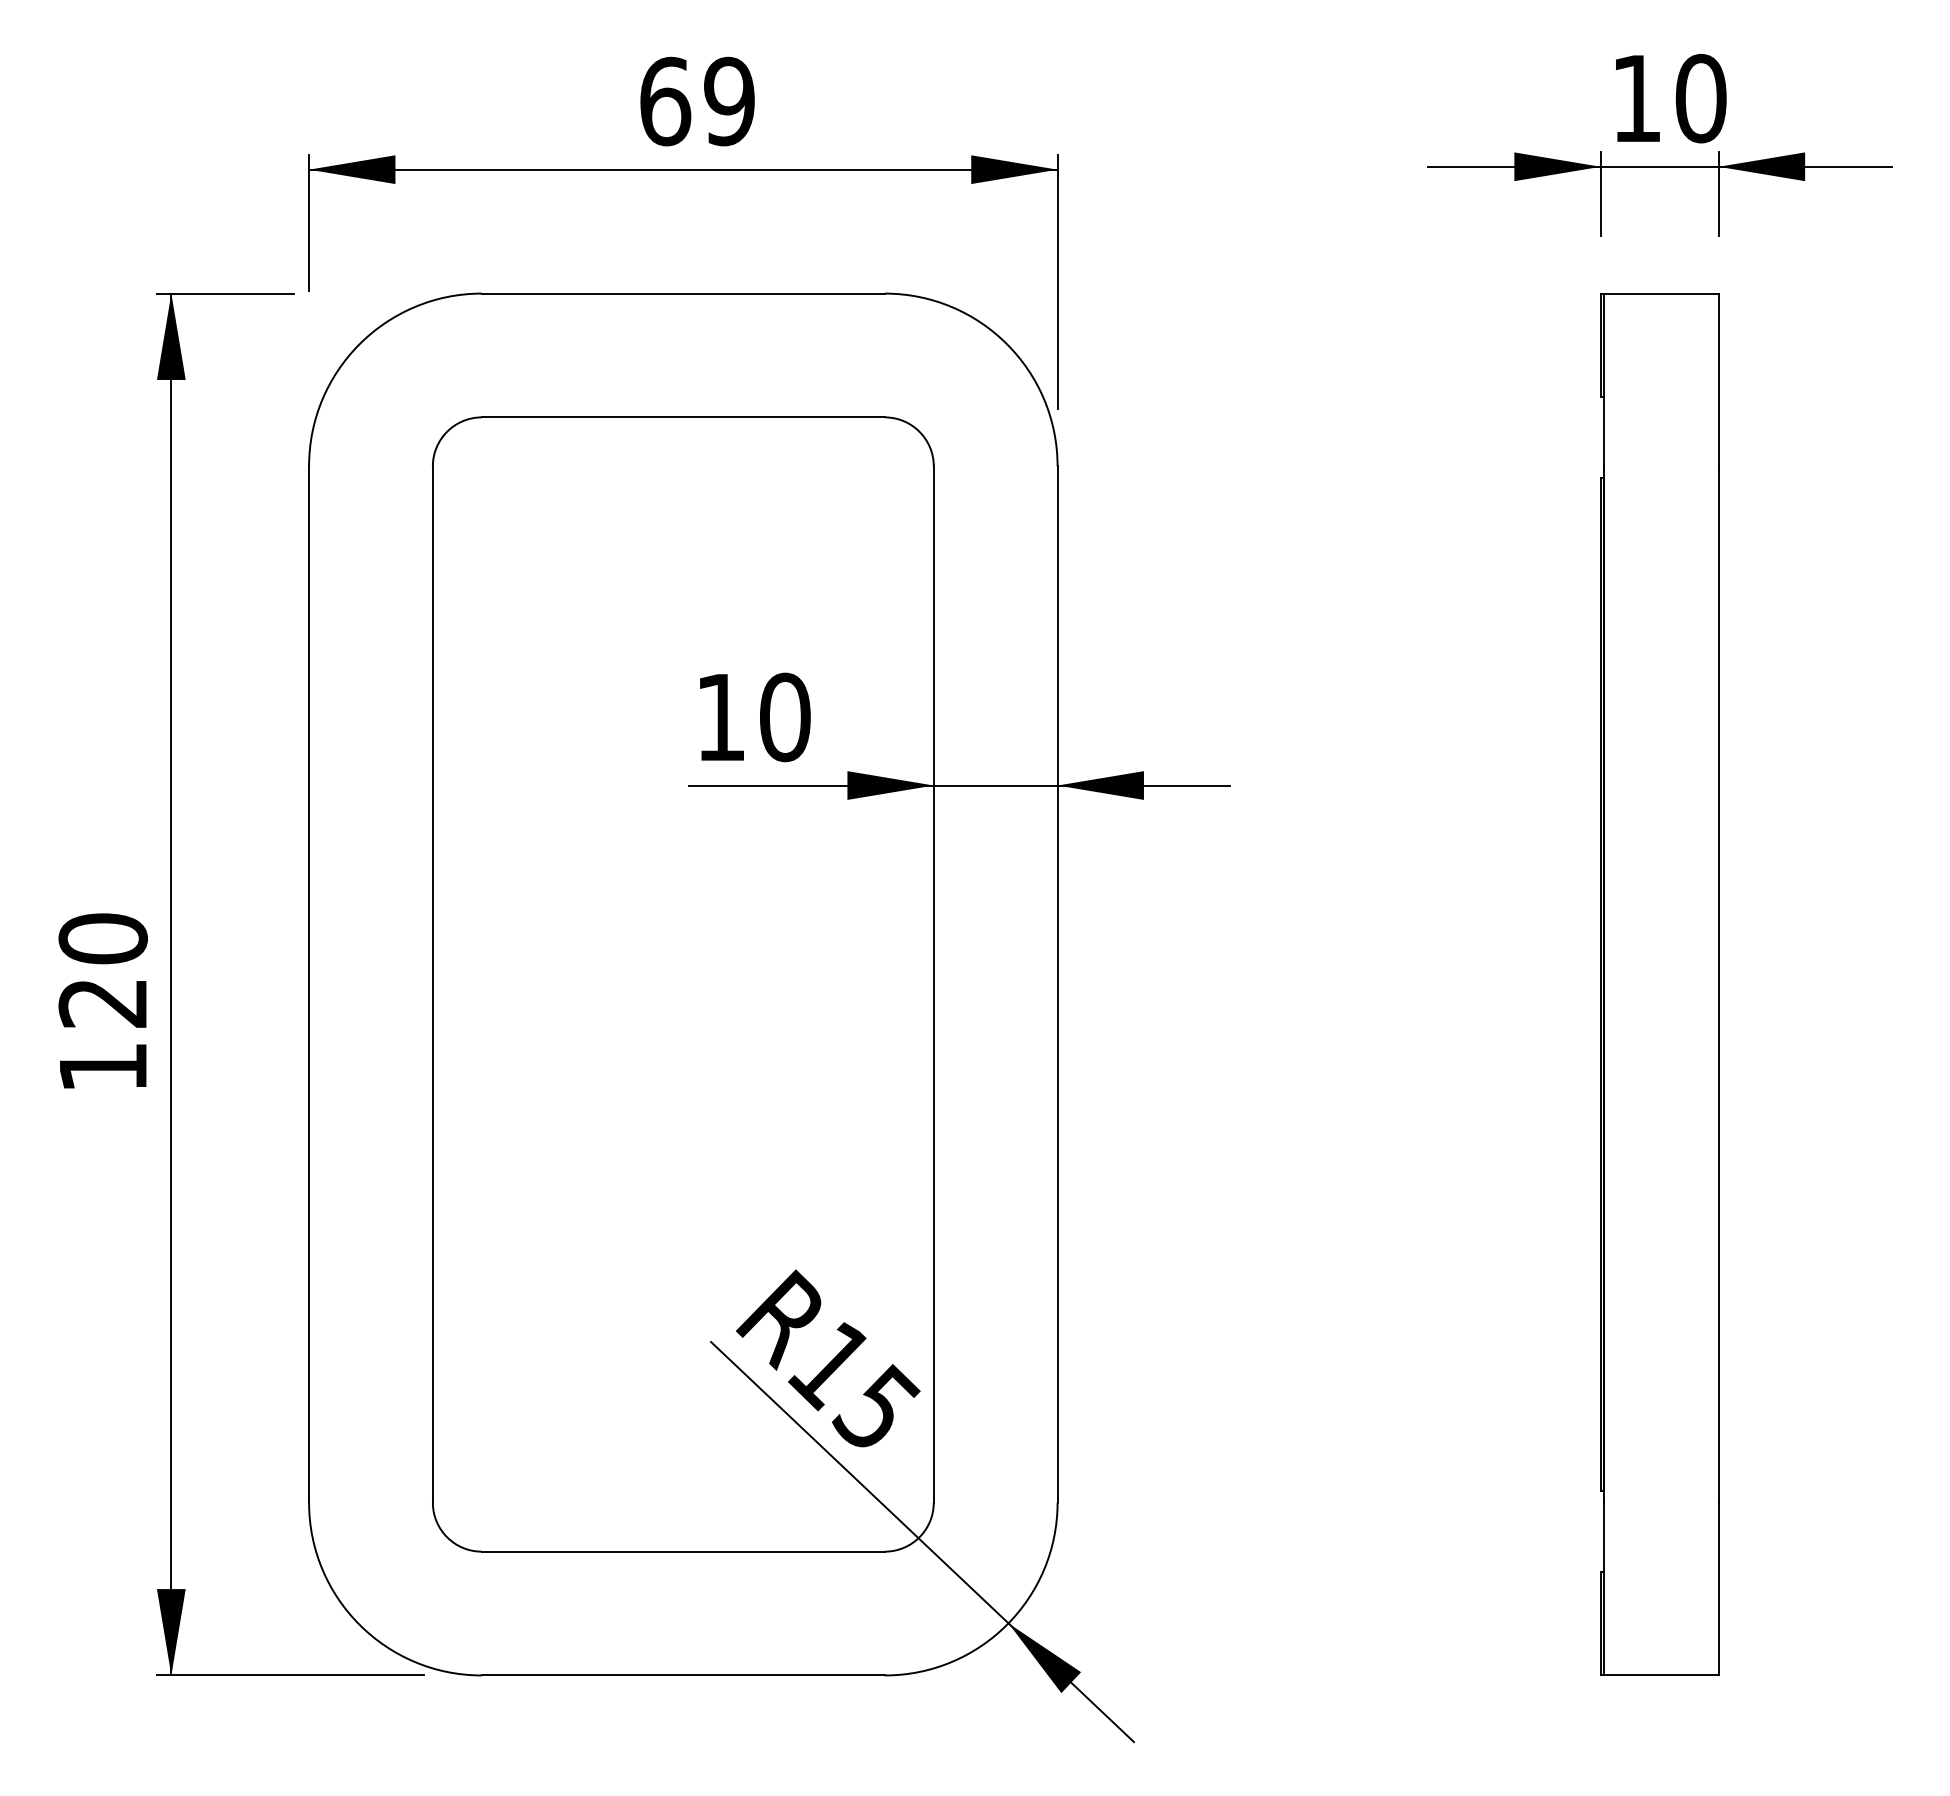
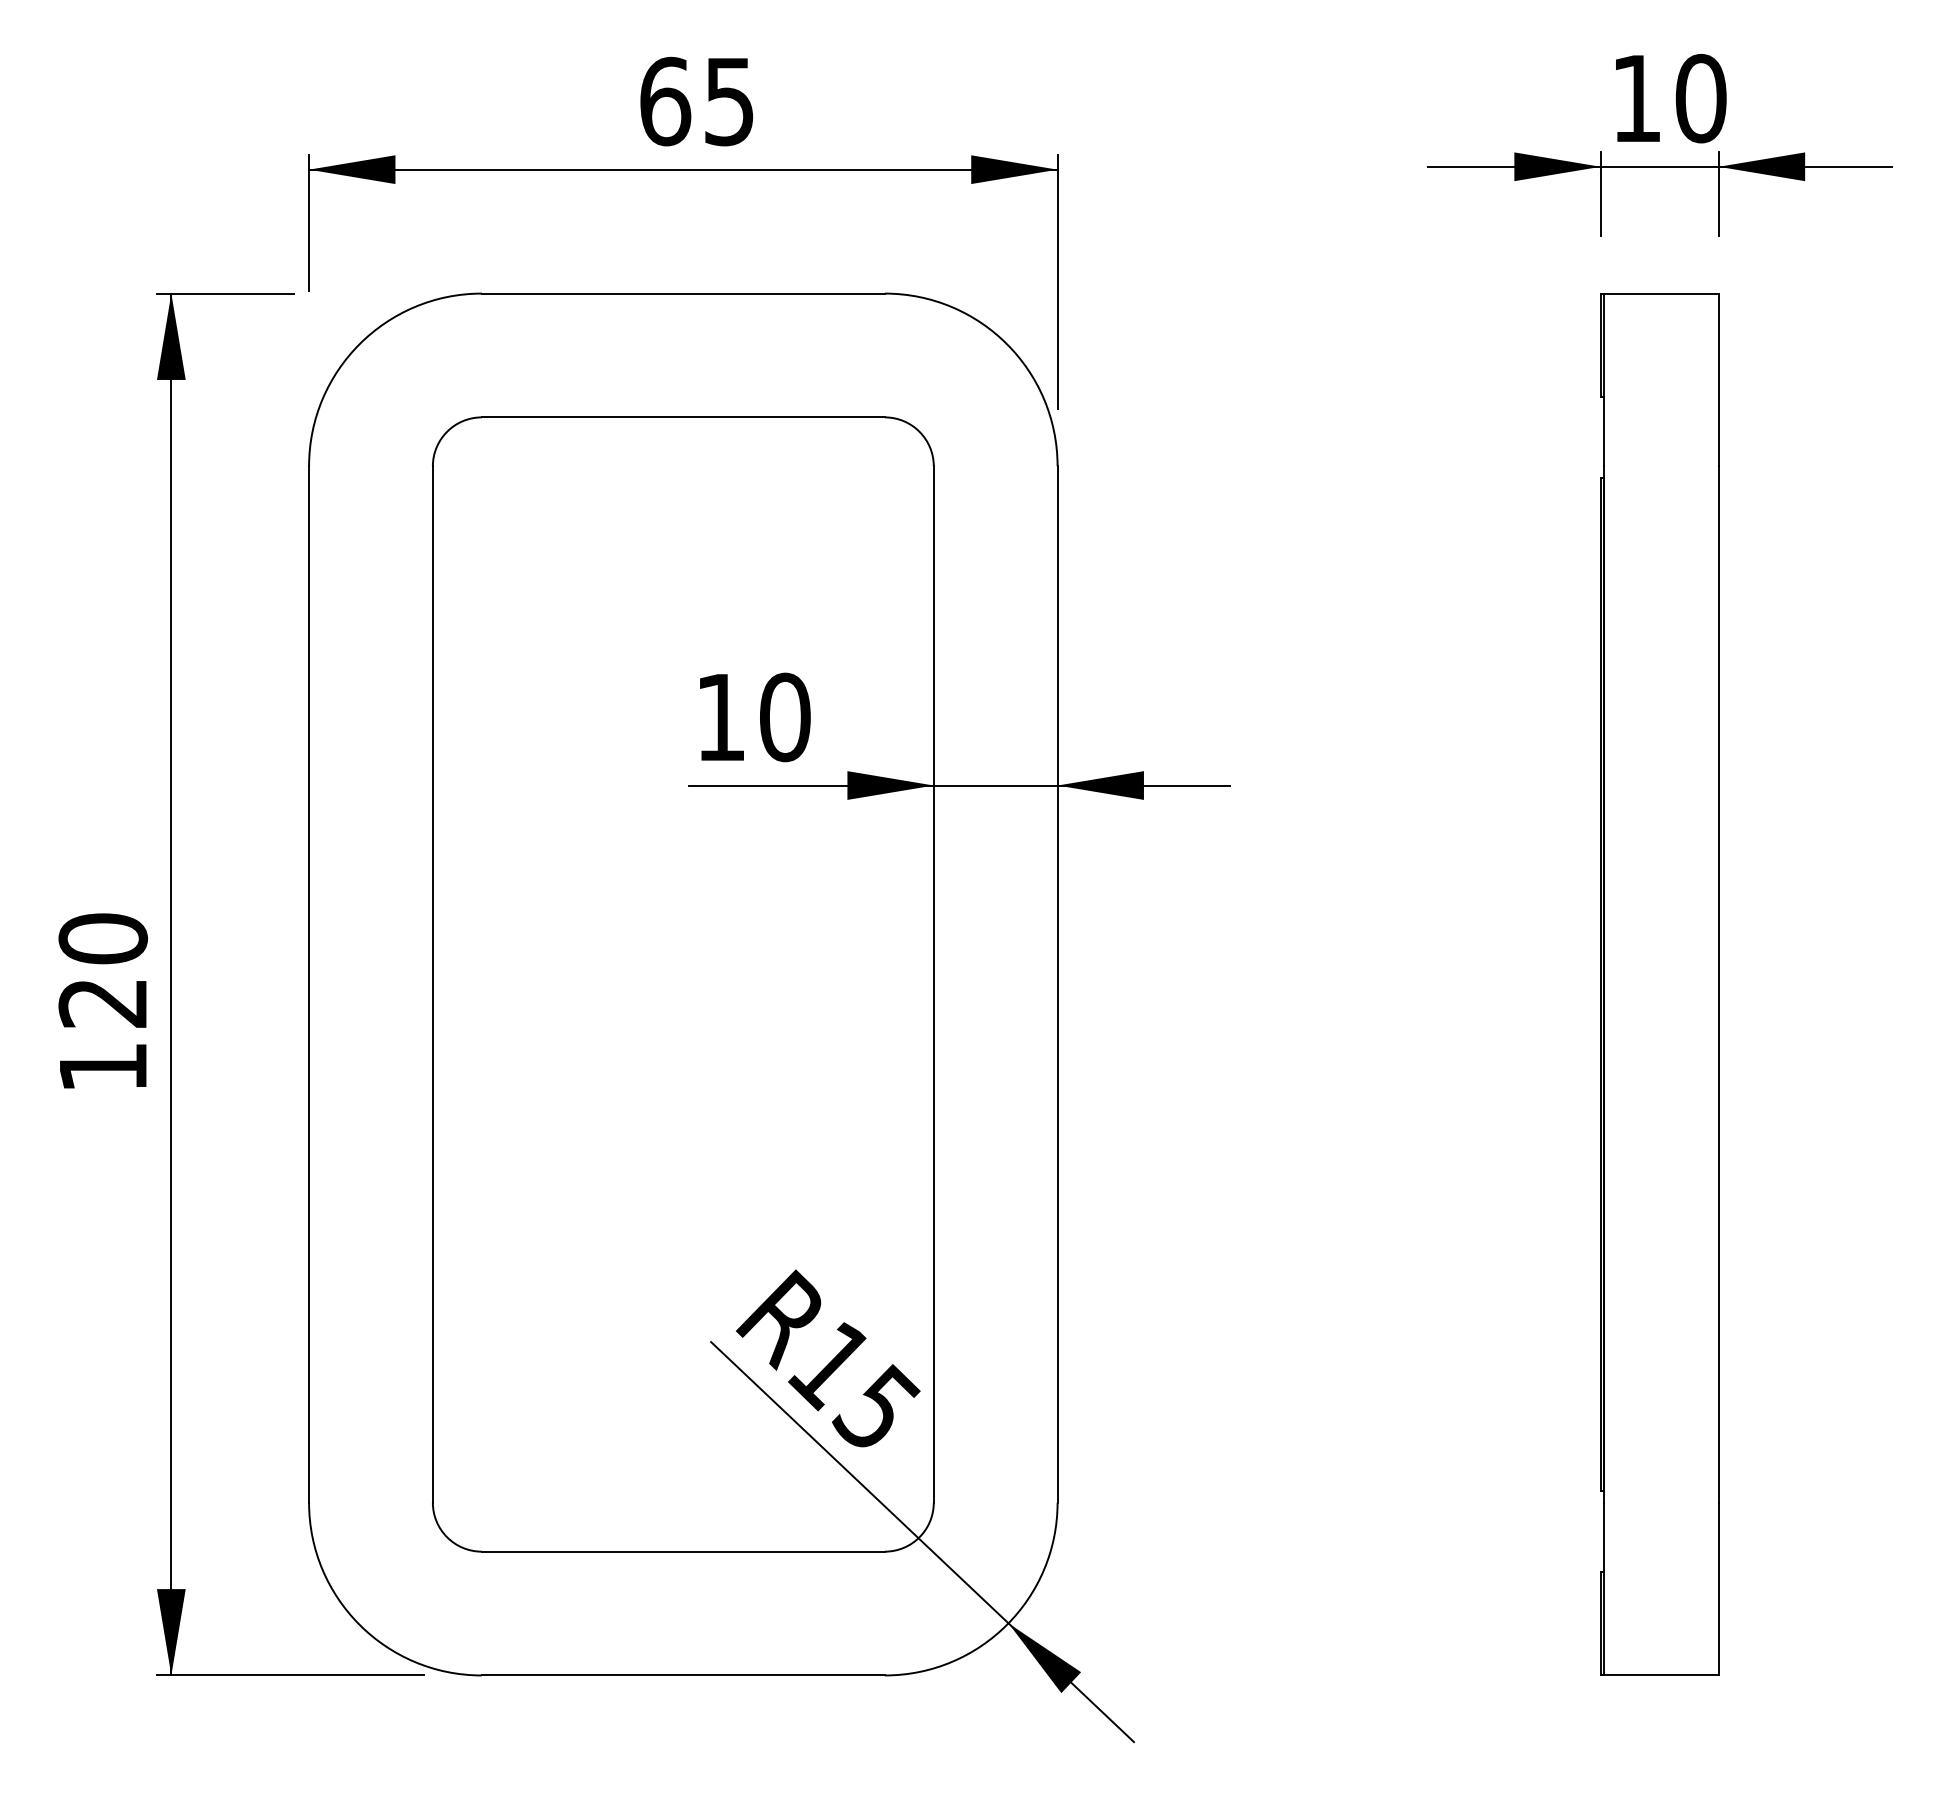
text: 69 -> 65 (729, 101)
